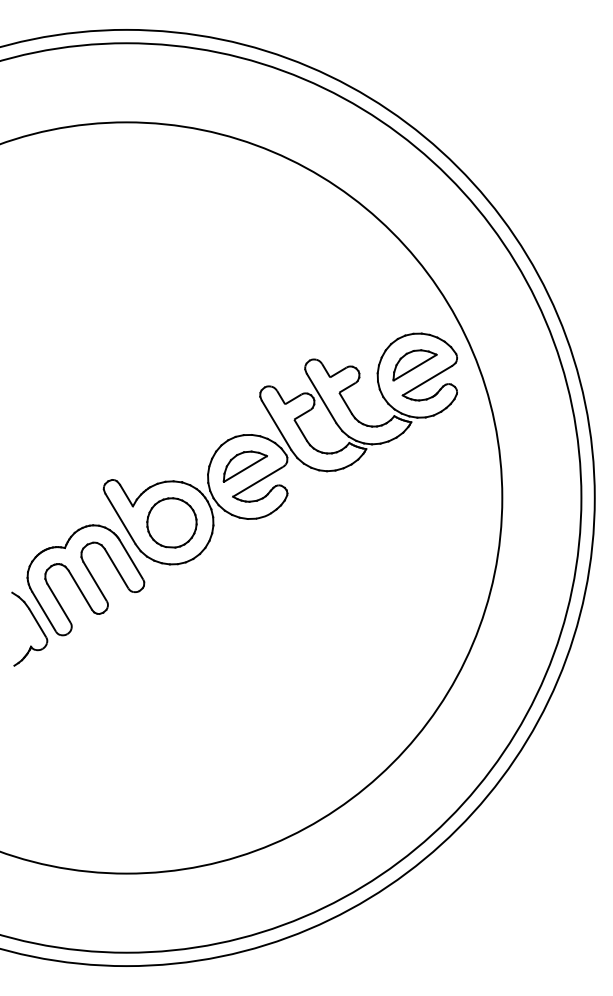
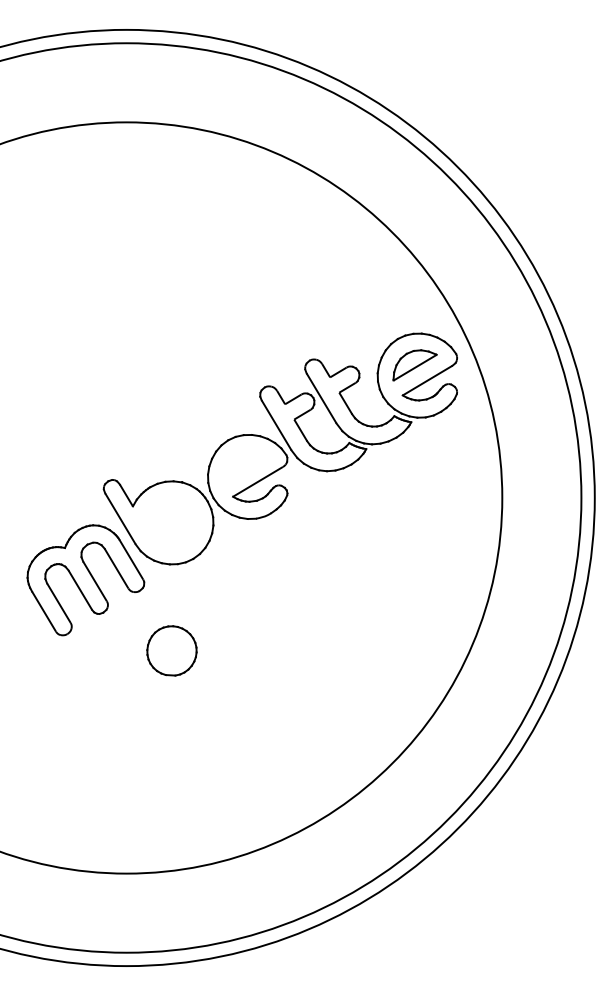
part: present -> none (244, 466)
part position: (171, 522) -> (171, 650) (171, 650)
part: present -> none (36, 623)
